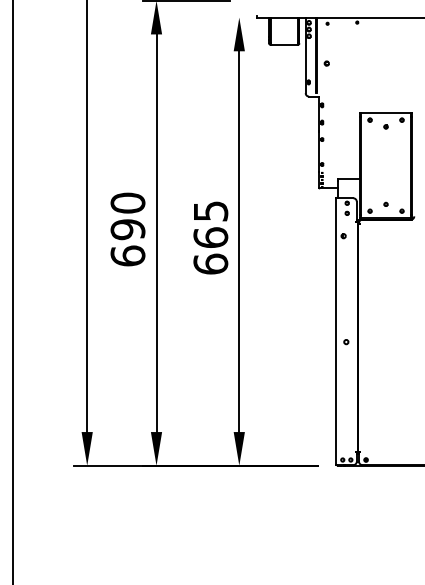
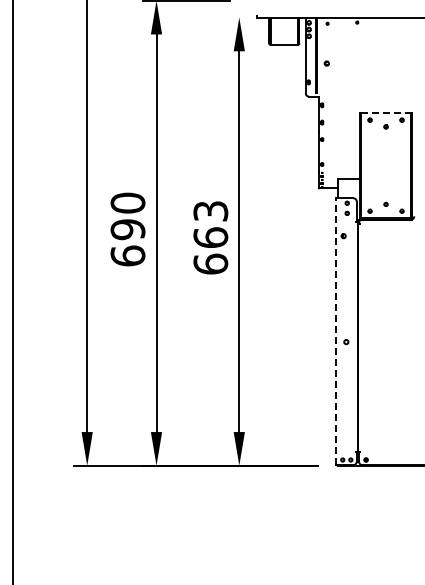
line: solid -> dashed (386, 113)
text: 665 -> 663 (210, 210)
line: solid -> dashed (335, 331)
